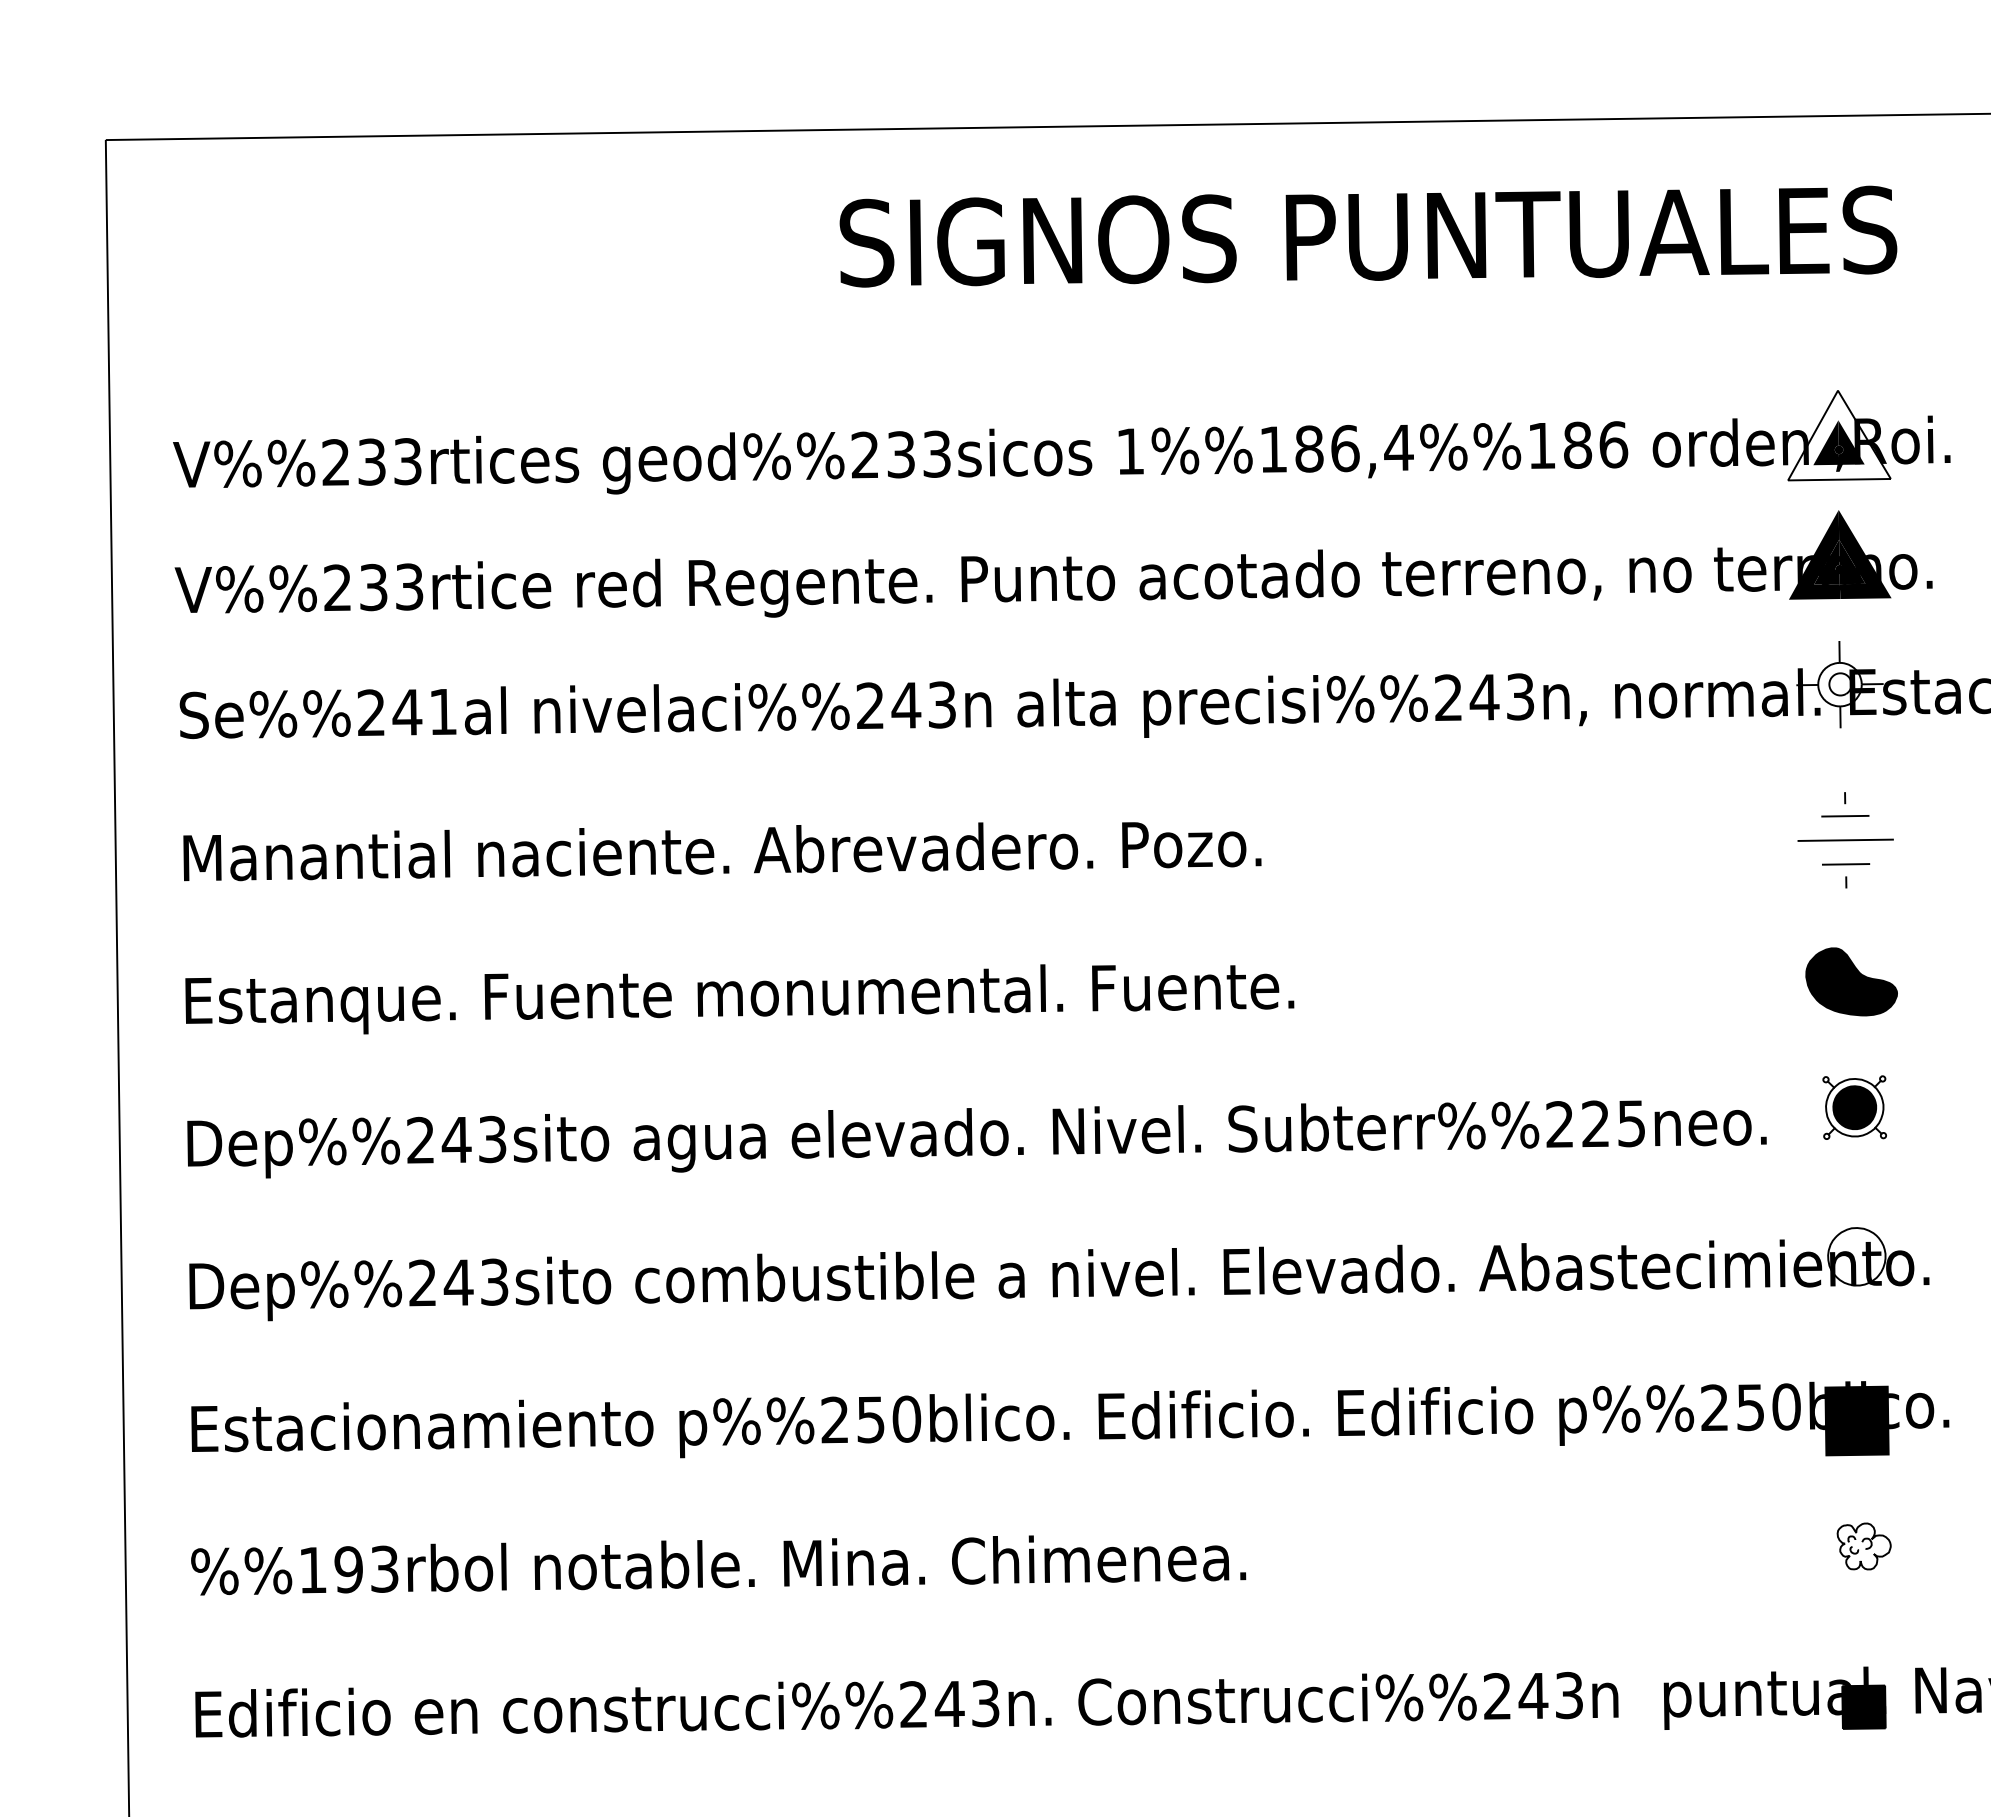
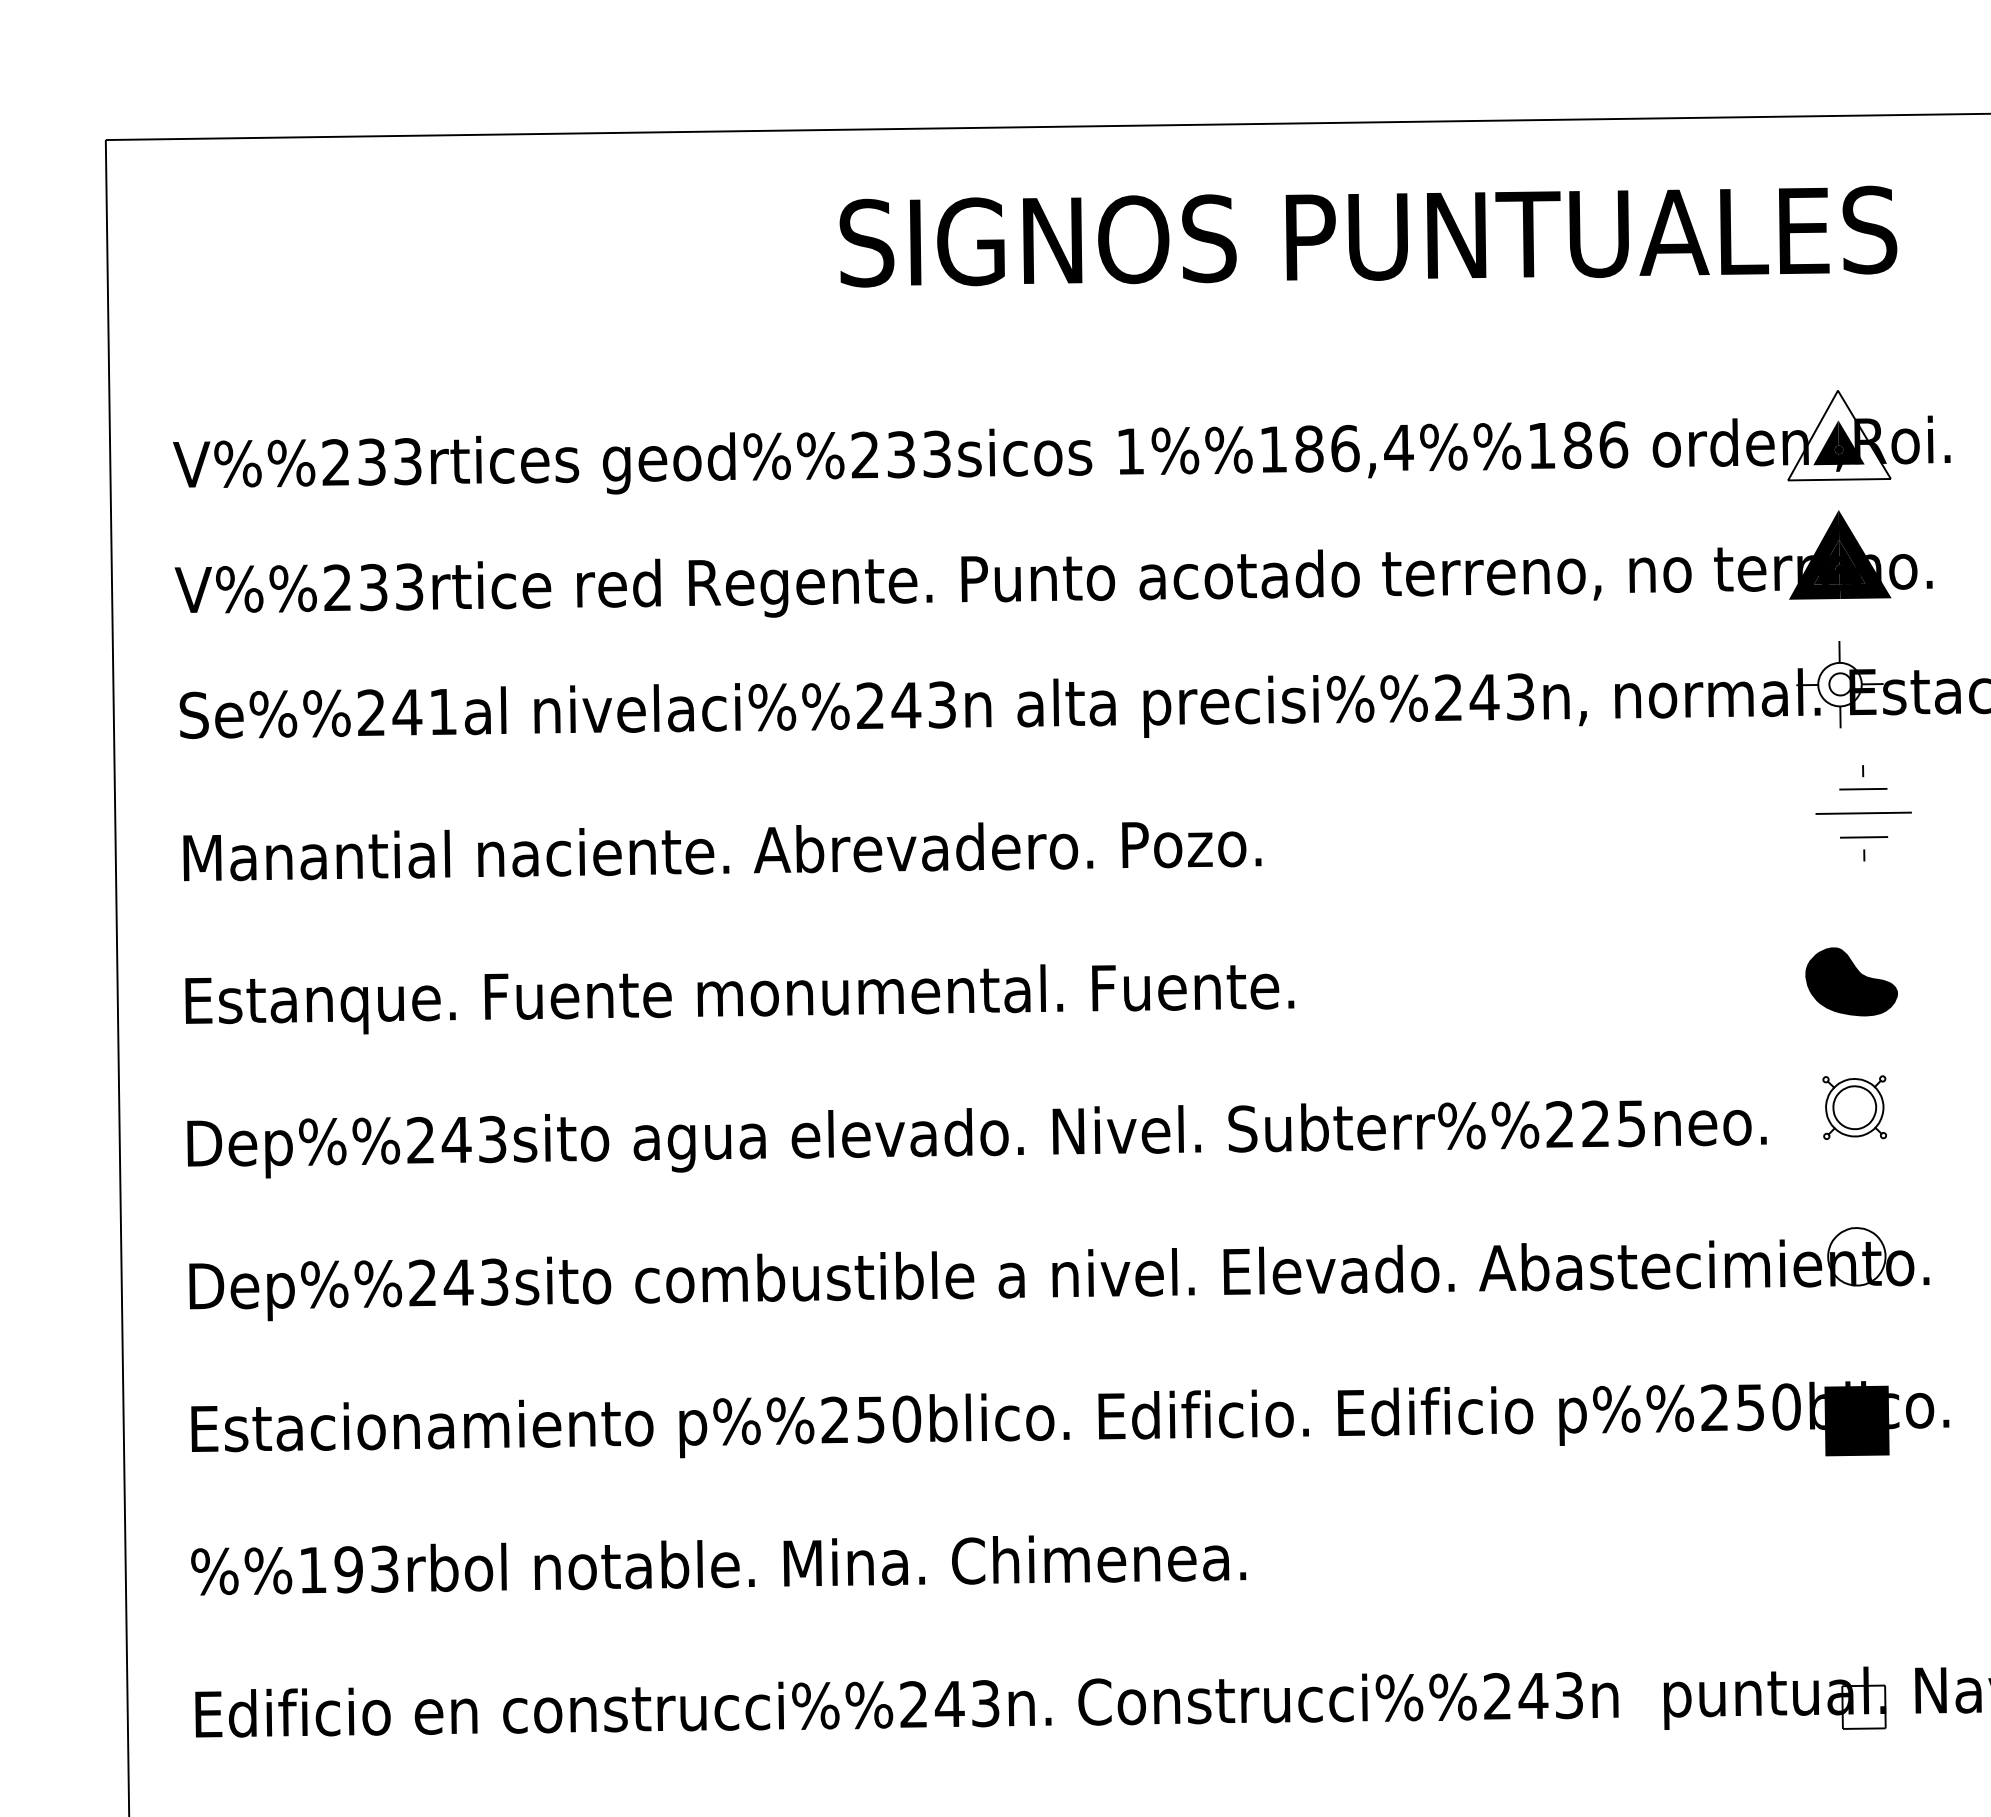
part position: (1845, 840) -> (1863, 813) (1863, 813)
fill: present -> none (1854, 1107)
part: present -> none (1863, 1546)
fill: present -> none (1863, 1706)
